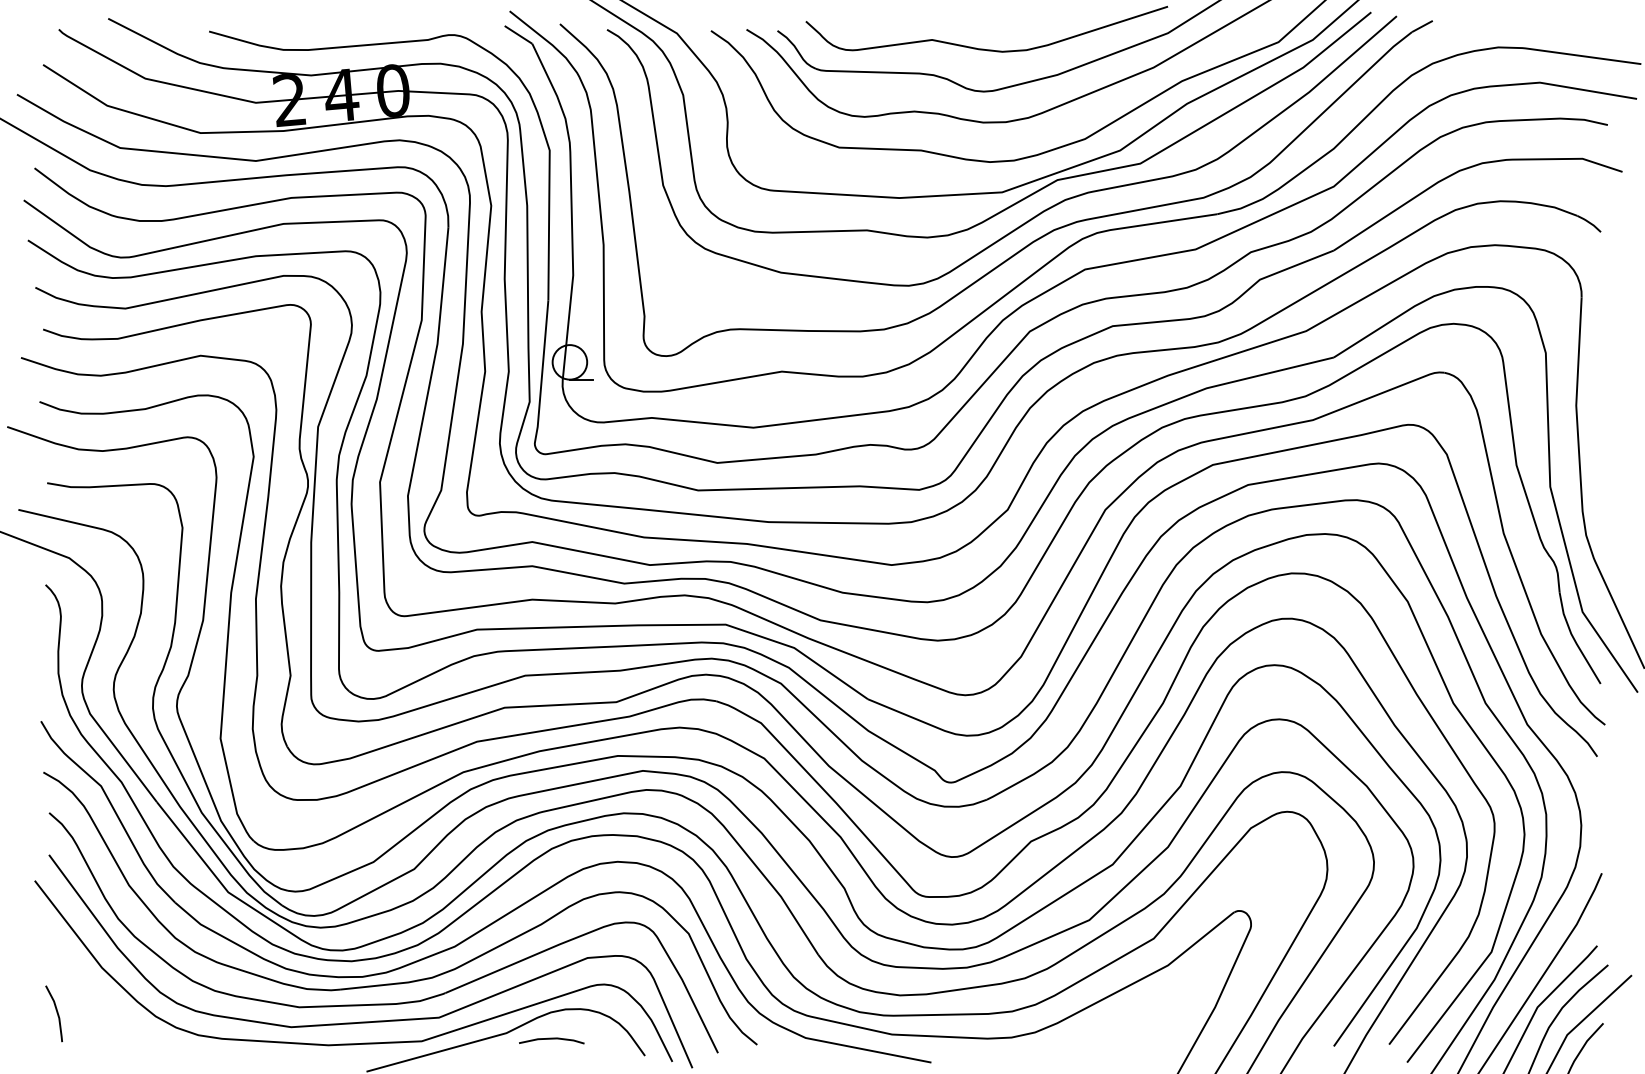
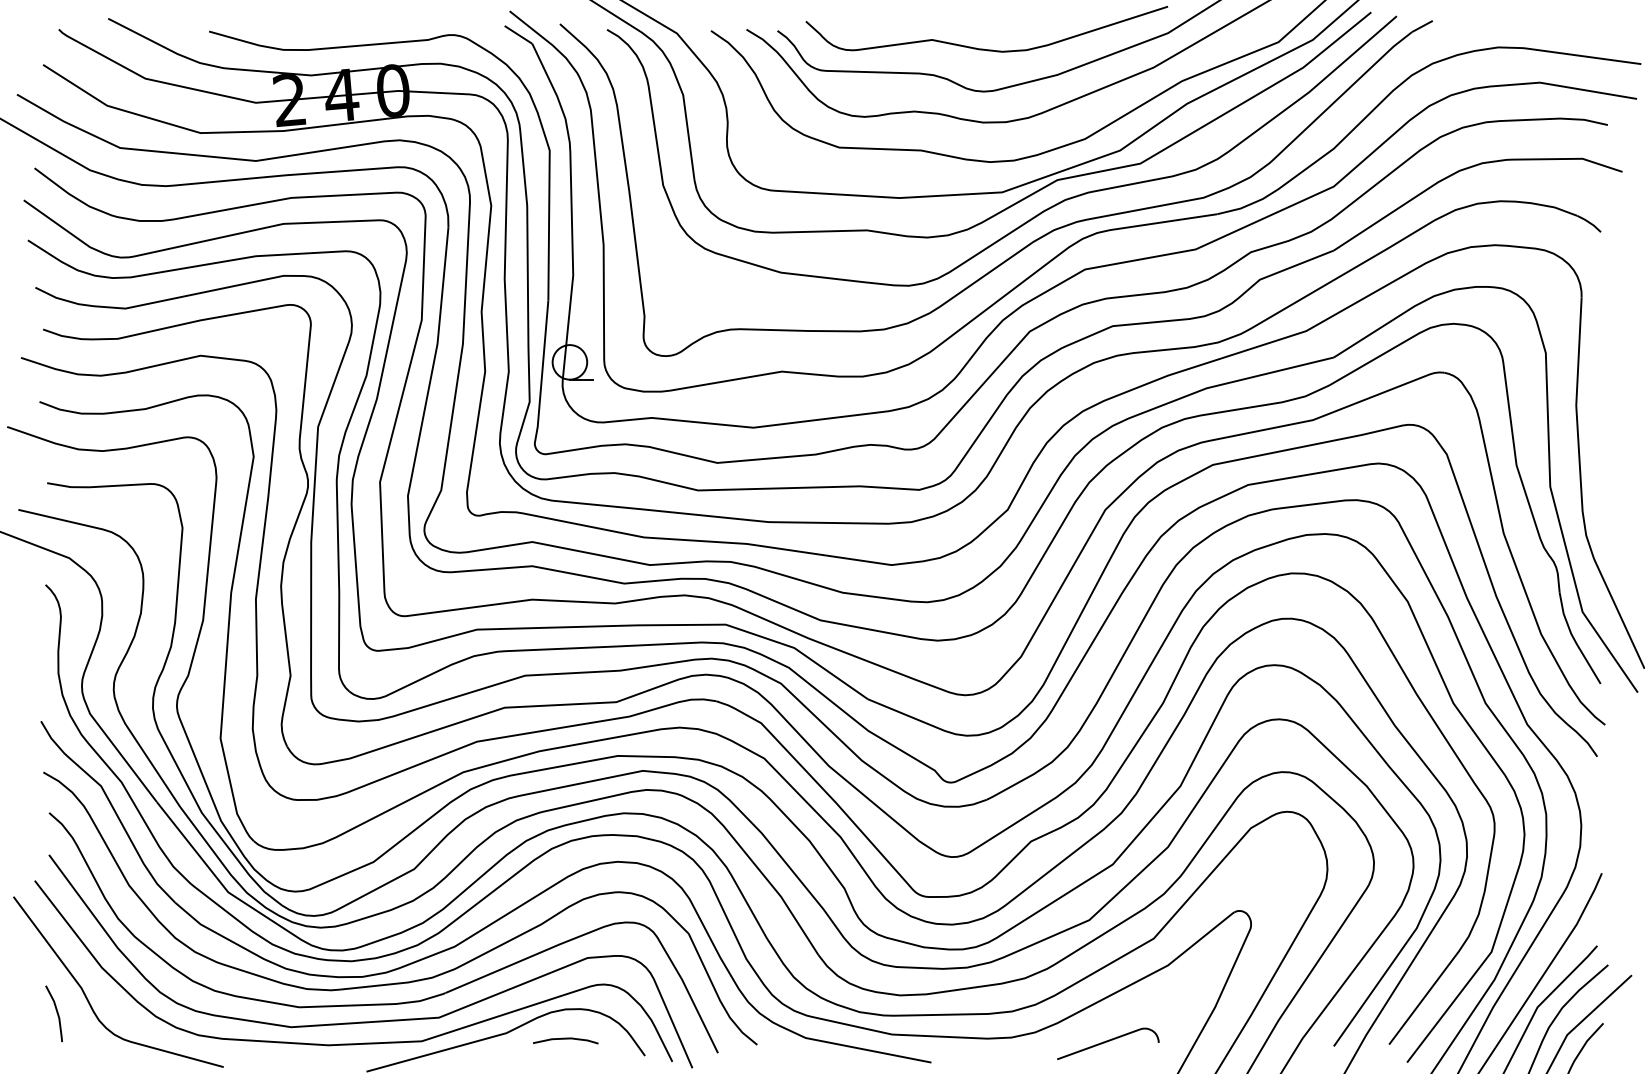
curve: none -> present (87, 997)
line position: (551, 1039) -> (565, 1039) (565, 1039)
curve: none -> present (1107, 1042)
